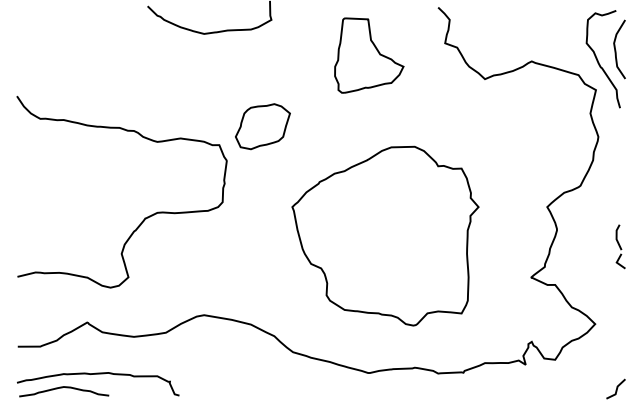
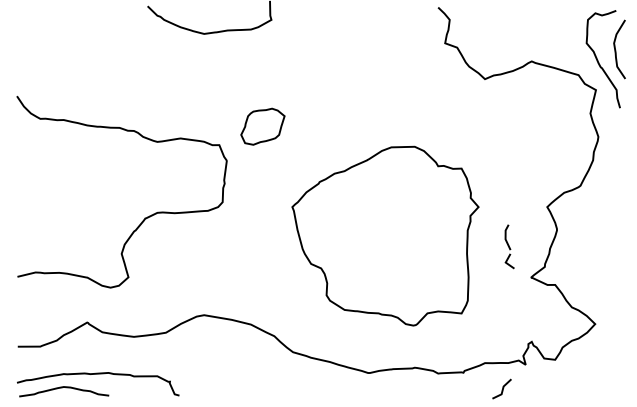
part: present -> none (369, 55)
part size: 56x48 px -> 46x39 px (262, 126)
part position: (620, 246) -> (509, 246) (509, 246)
line position: (616, 388) -> (502, 388) (502, 388)
